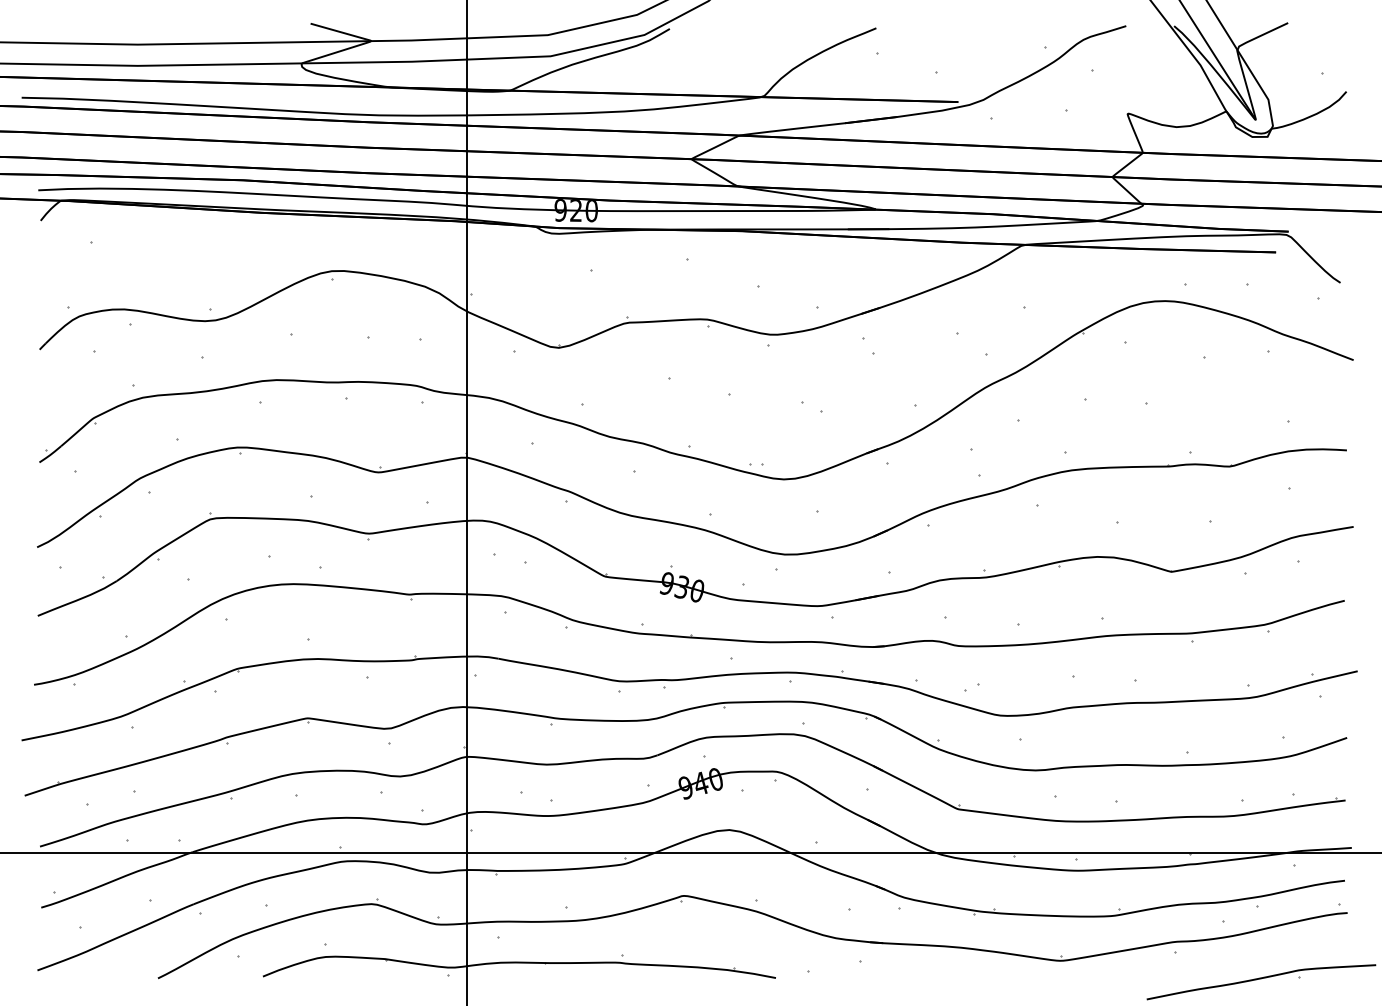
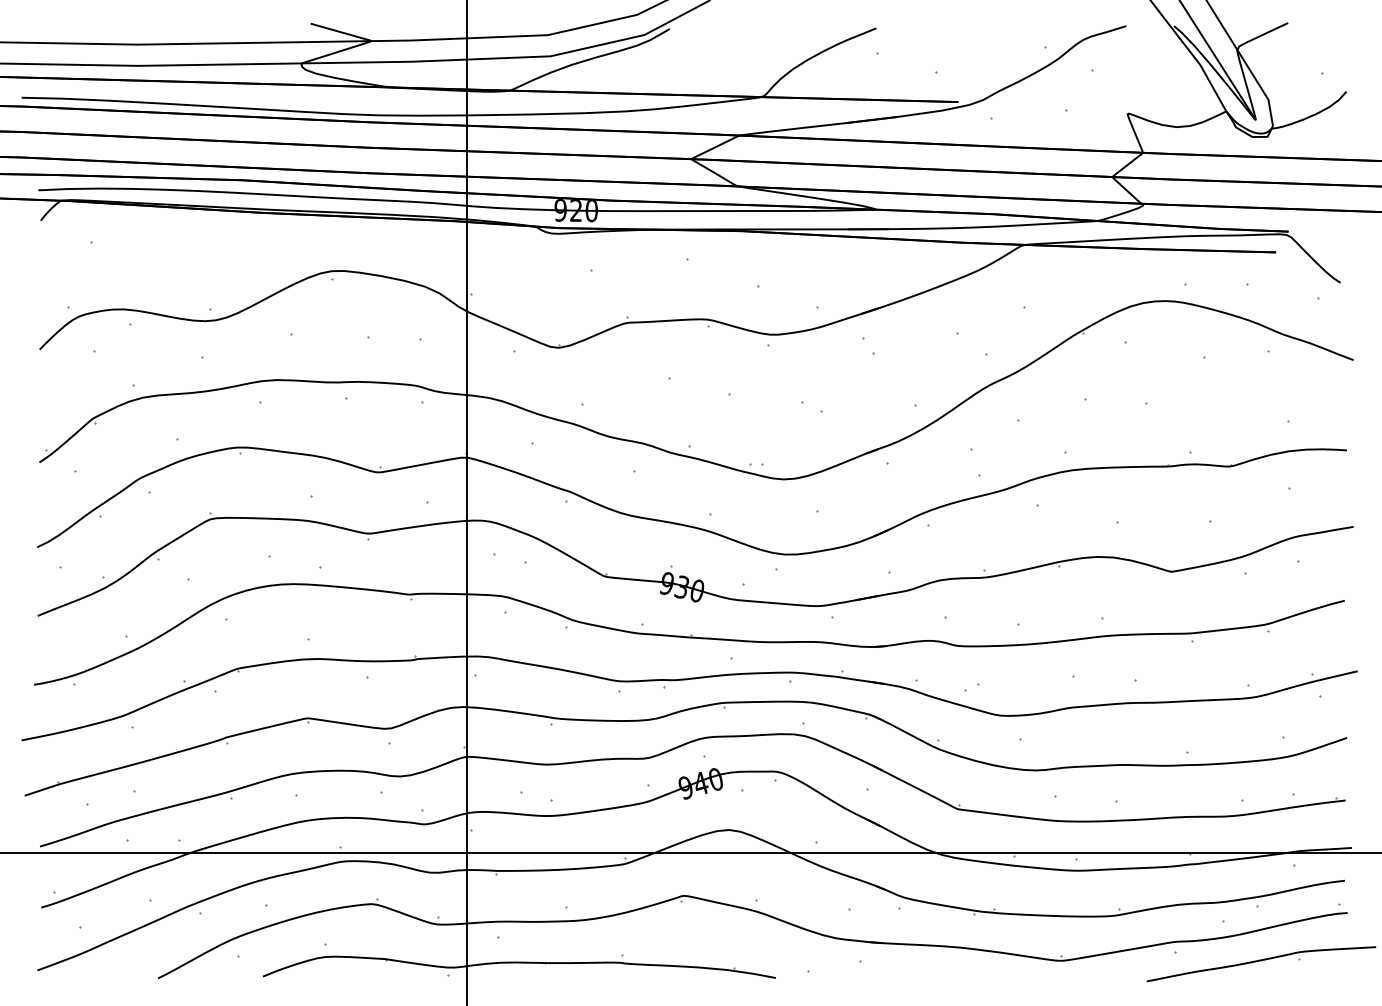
part position: (1261, 982) -> (1261, 964) (1261, 964)
